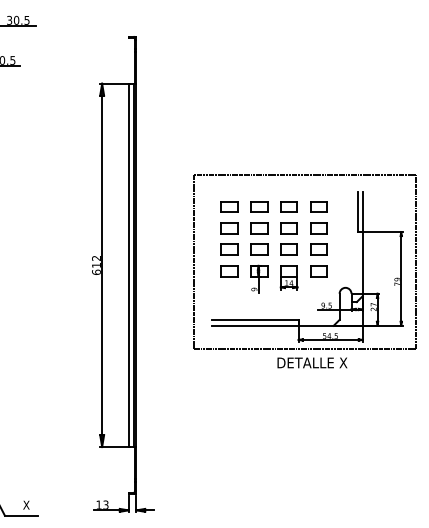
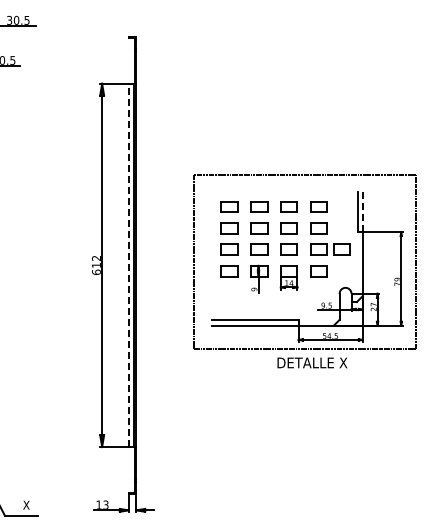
line: solid -> dashed (363, 211)
part: none -> present (341, 249)
line: solid -> dashed (128, 265)
